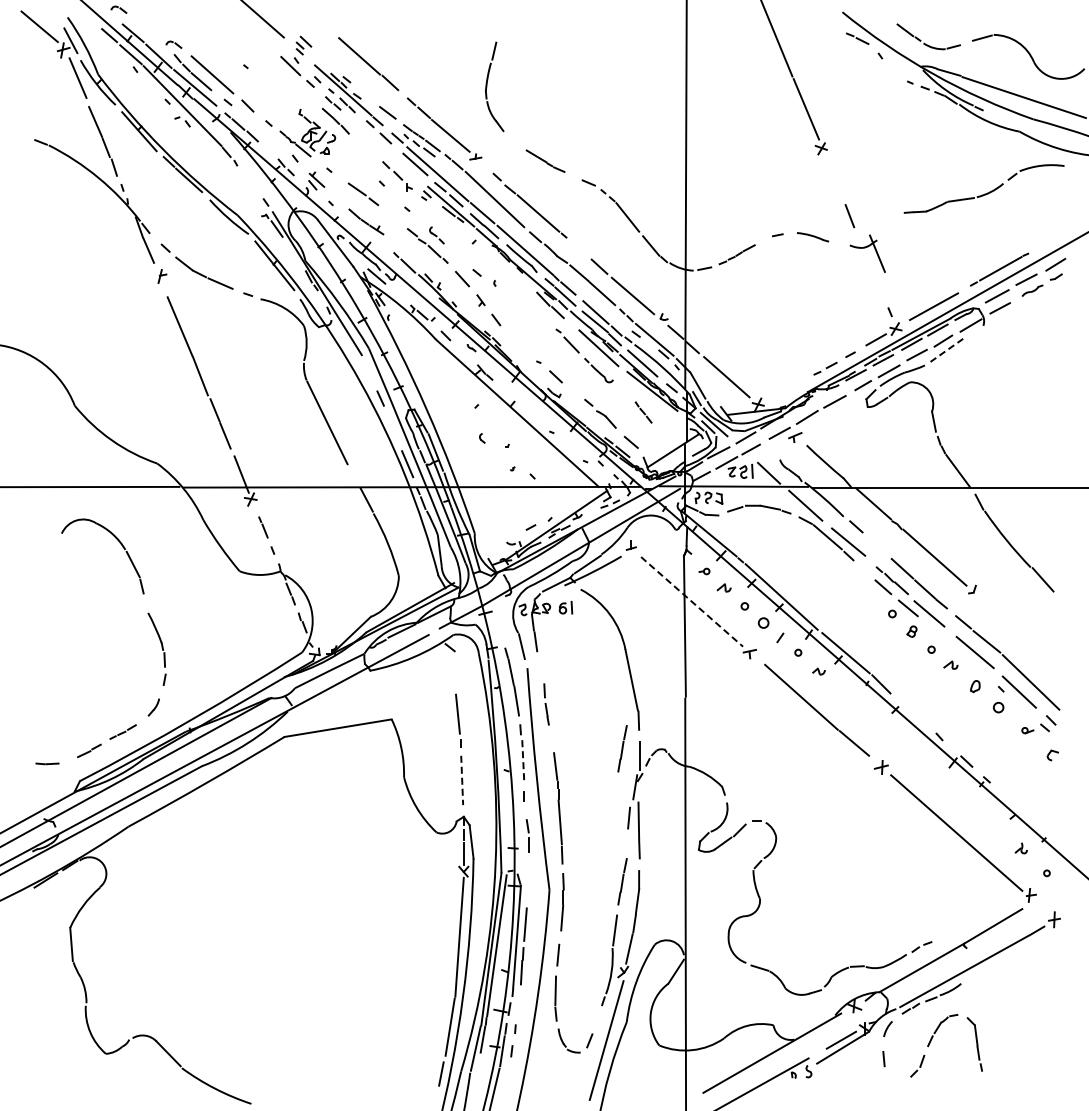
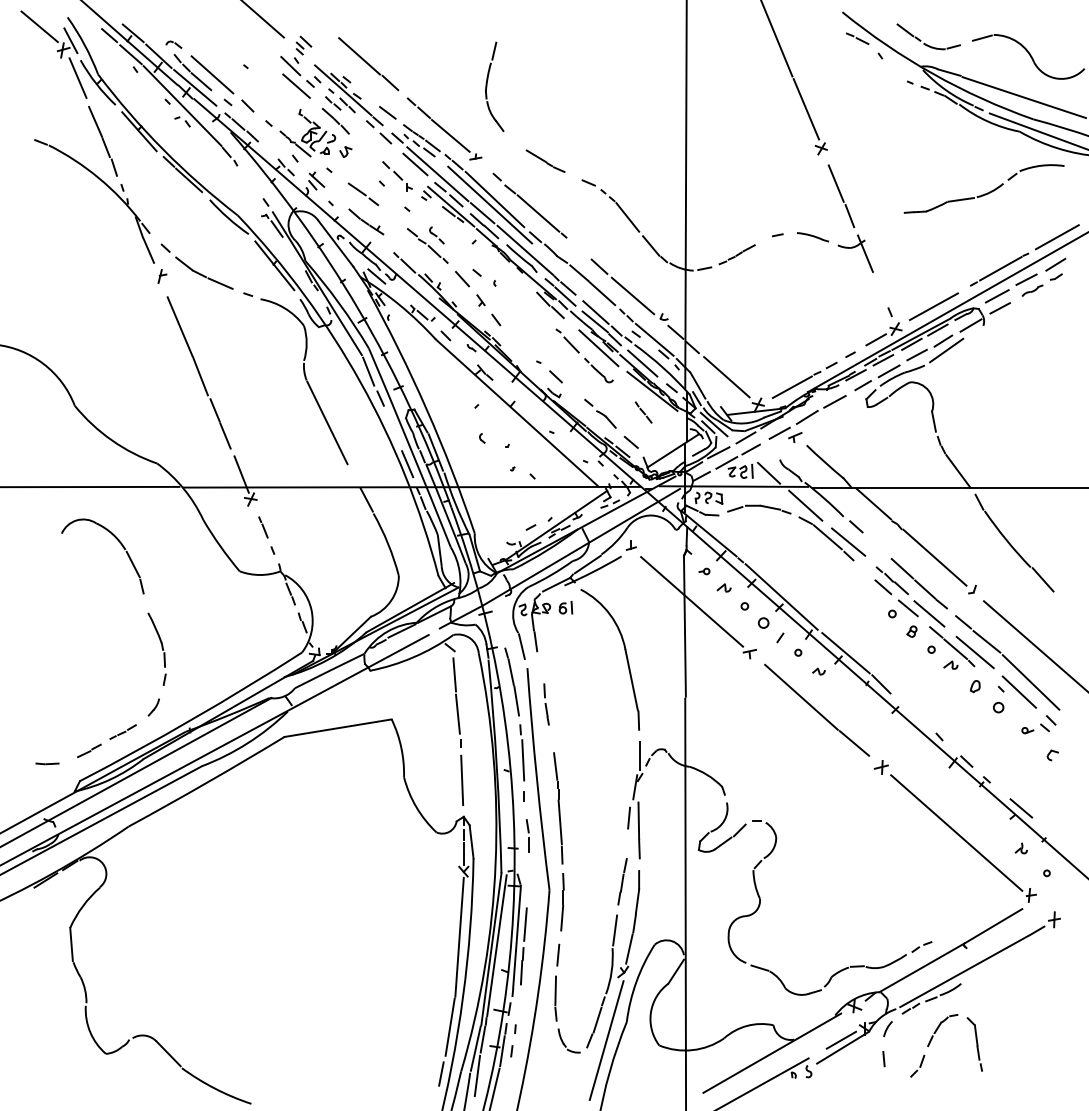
part: present -> none (118, 9)
line: none -> present (296, 85)
line: none -> present (1037, 130)
part: none -> present (345, 152)
line: none -> present (835, 183)
line: none -> present (489, 204)
line: none -> present (1056, 237)
part position: (867, 253) -> (855, 253) (855, 253)
line: dashed -> solid (946, 350)
line: none -> present (368, 371)
line: none -> present (791, 386)
line: dashed -> solid (692, 601)
line: none -> present (1034, 645)
line: none -> present (952, 646)
line: none -> present (454, 674)
line: present -> none (622, 748)
line: dashed -> solid (523, 760)
line: dashed -> solid (462, 780)
line: none -> present (1021, 808)
line: none -> present (597, 1019)
line: none -> present (477, 1075)
